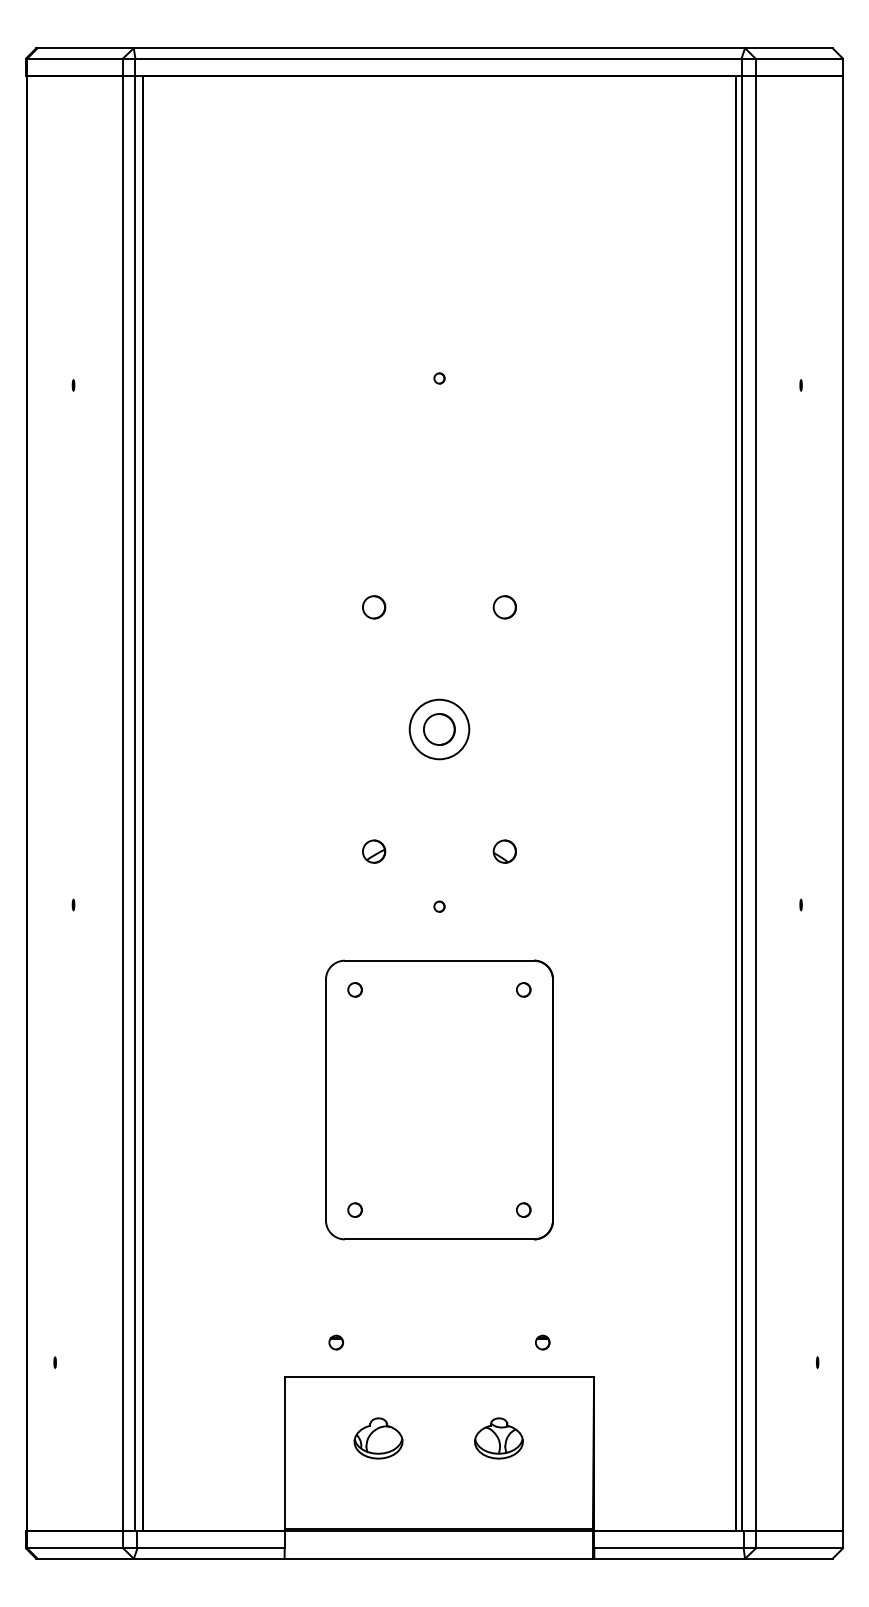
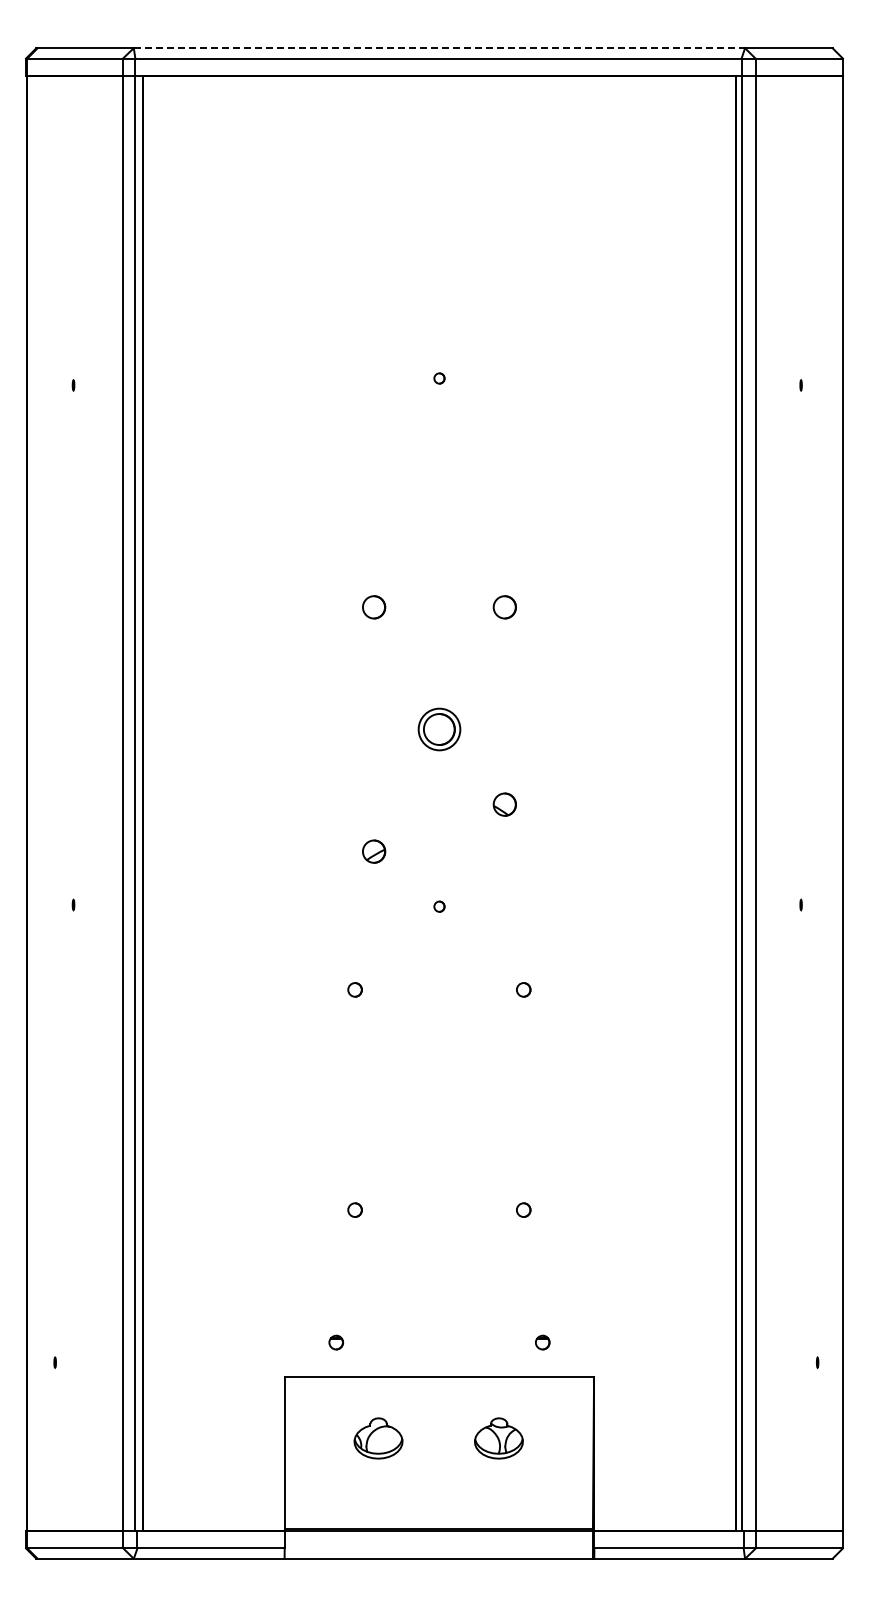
line: solid -> dashed (439, 48)
circle diameter: 60 px -> 42 px (439, 729)
part position: (504, 851) -> (504, 804) (504, 804)
part: present -> none (439, 1099)
